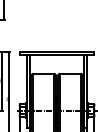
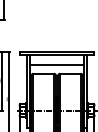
line: none -> present (57, 65)
